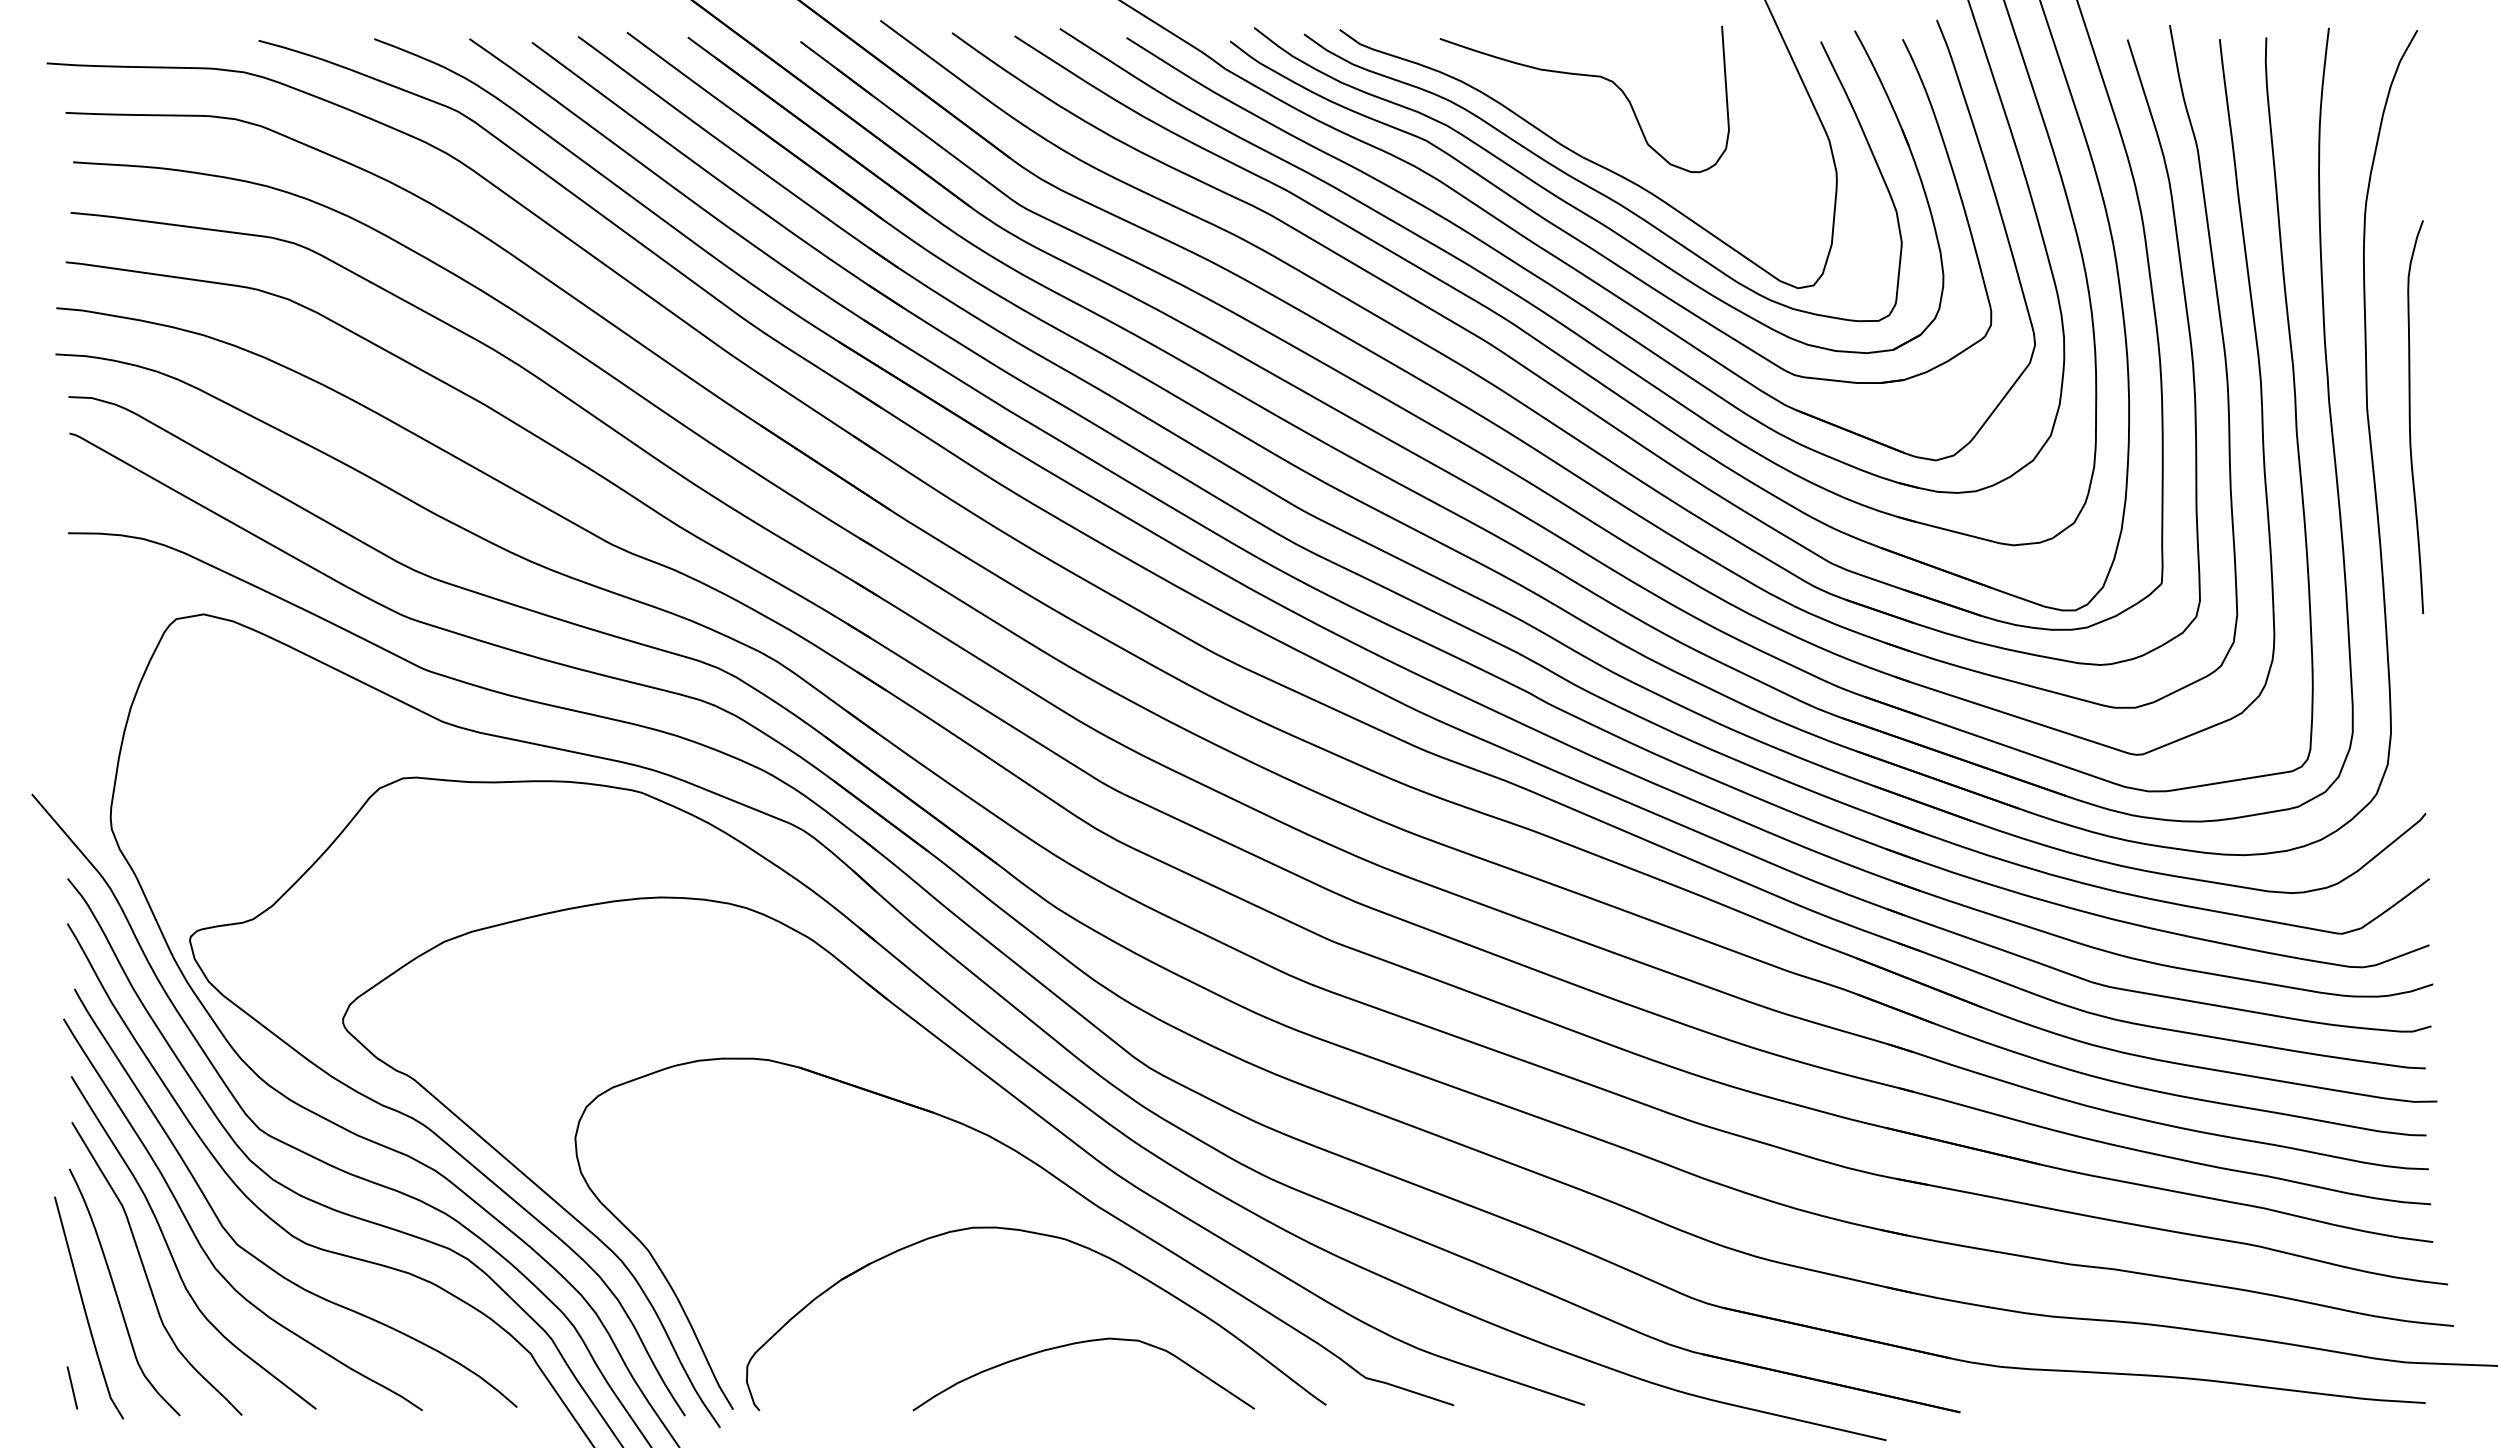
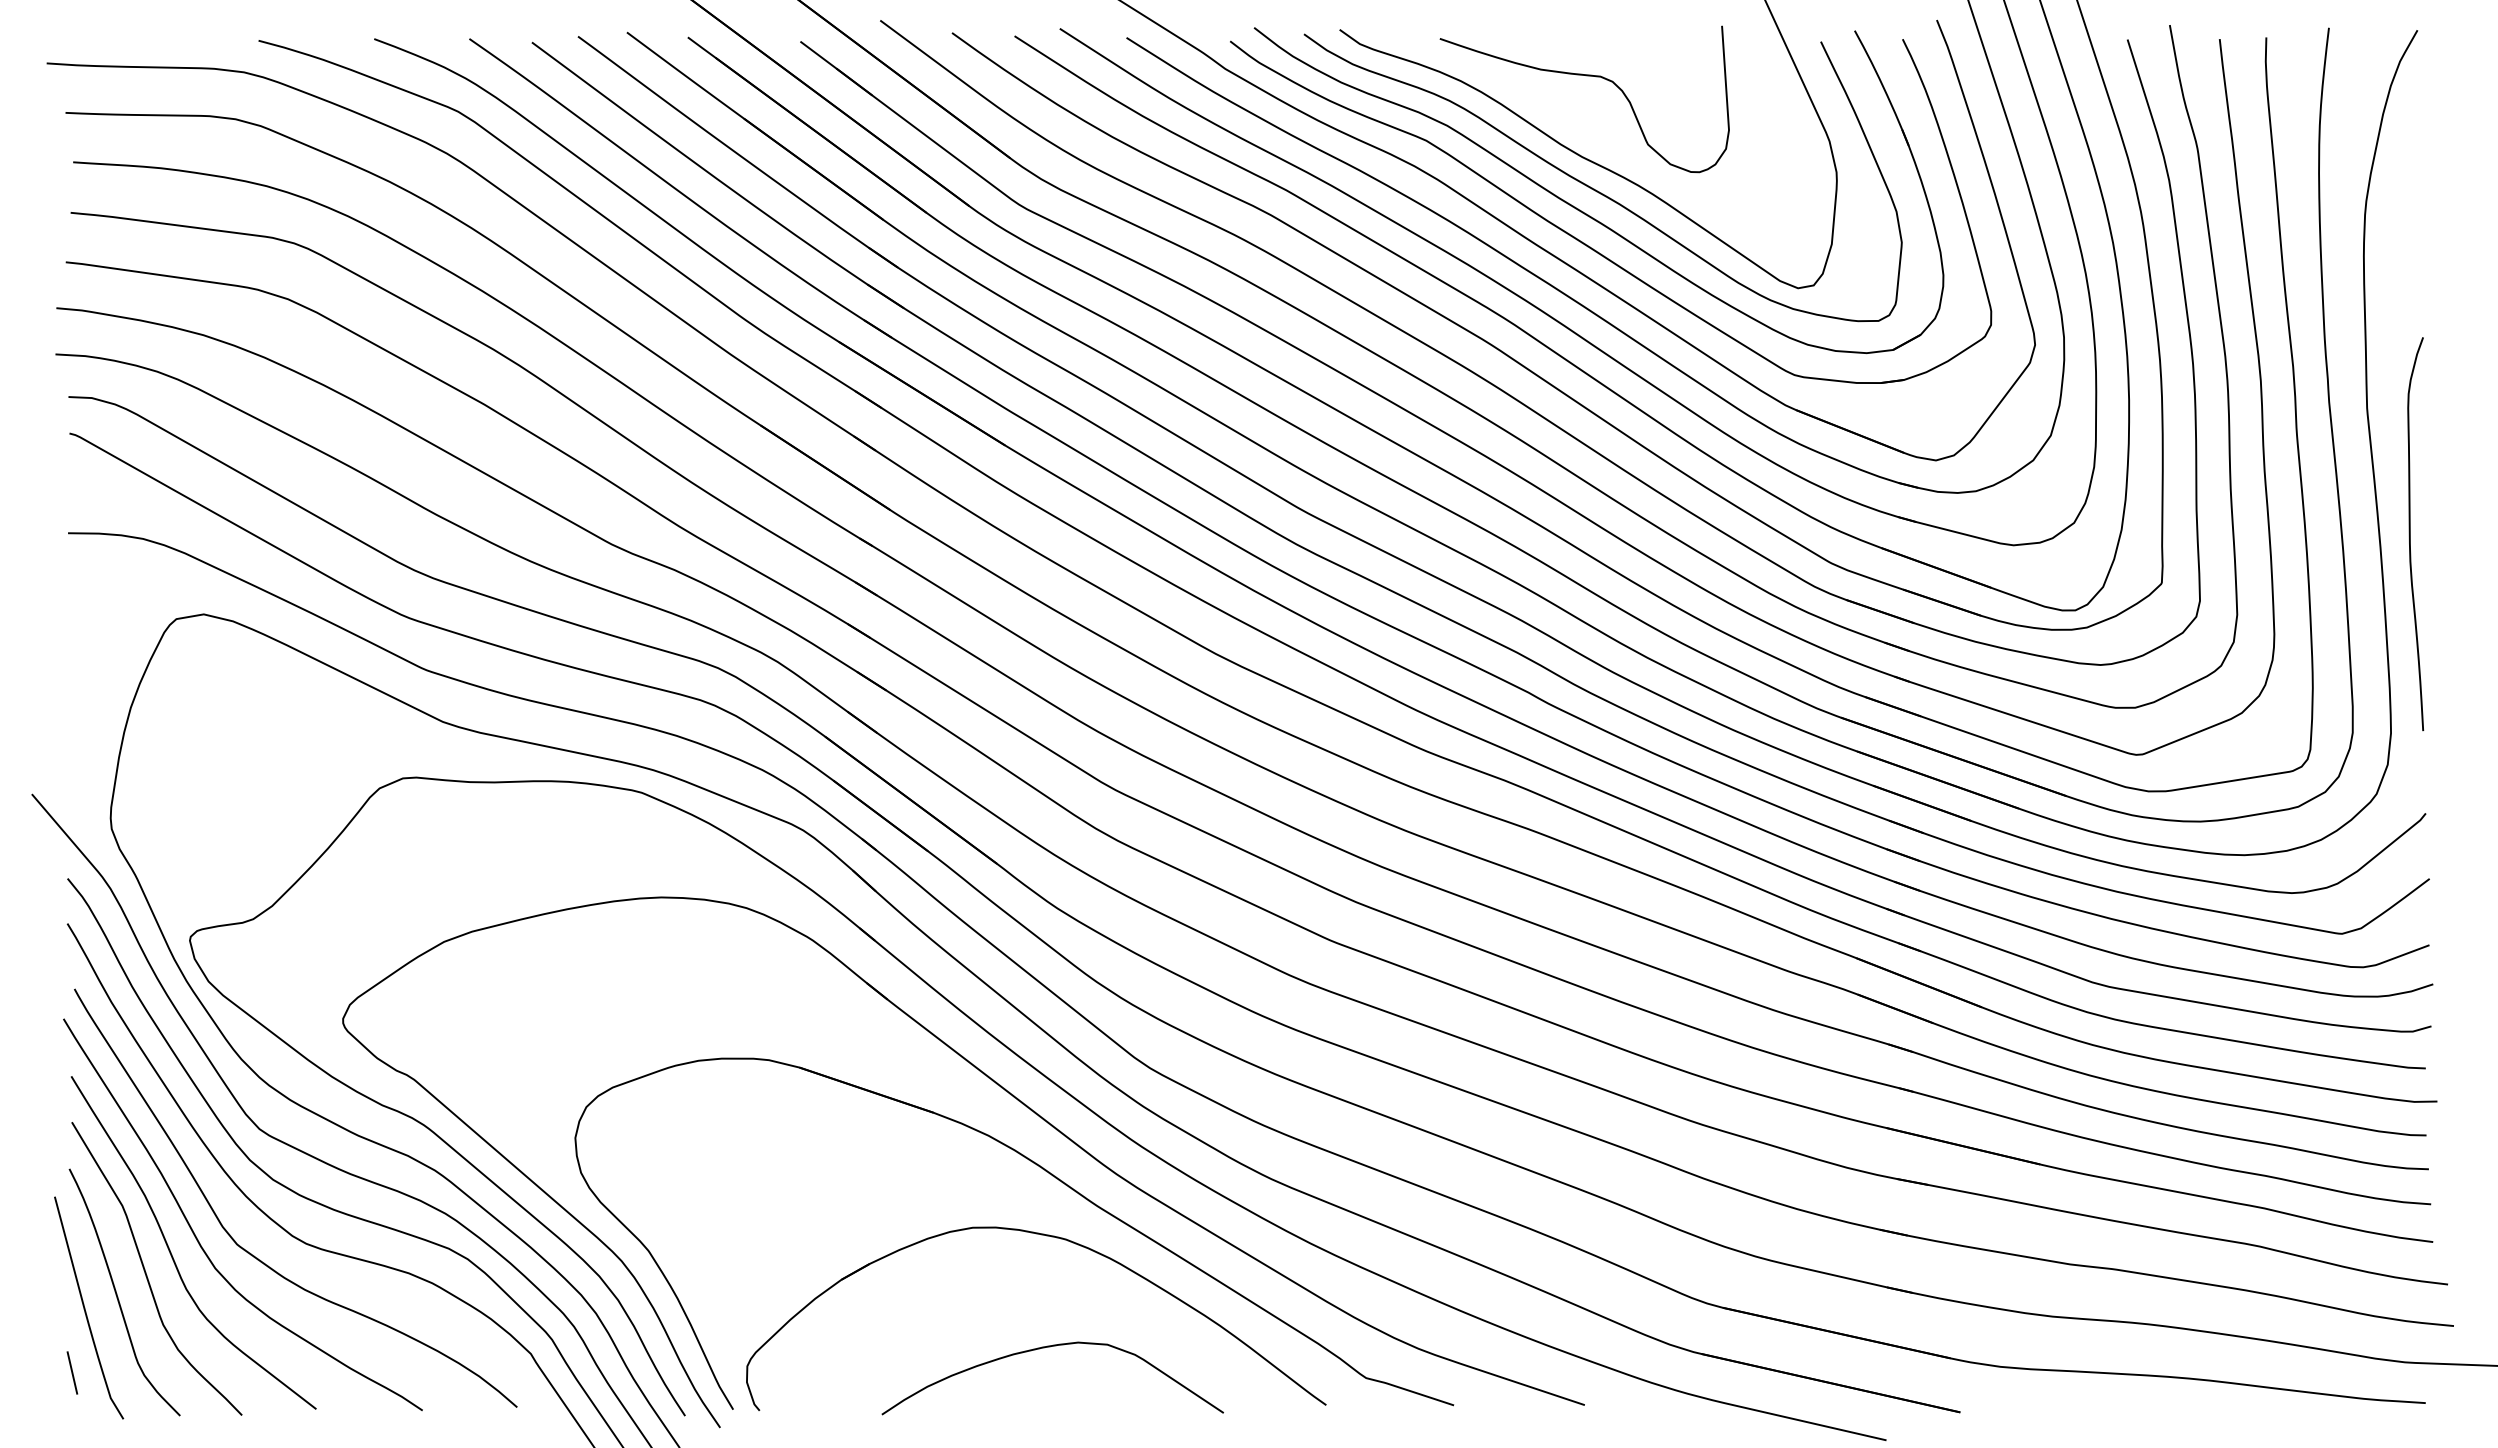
curve position: (2410, 416) -> (2410, 533) (2410, 533)
curve position: (1075, 1344) -> (1044, 1348) (1044, 1348)
line position: (72, 1387) -> (72, 1372) (72, 1372)
